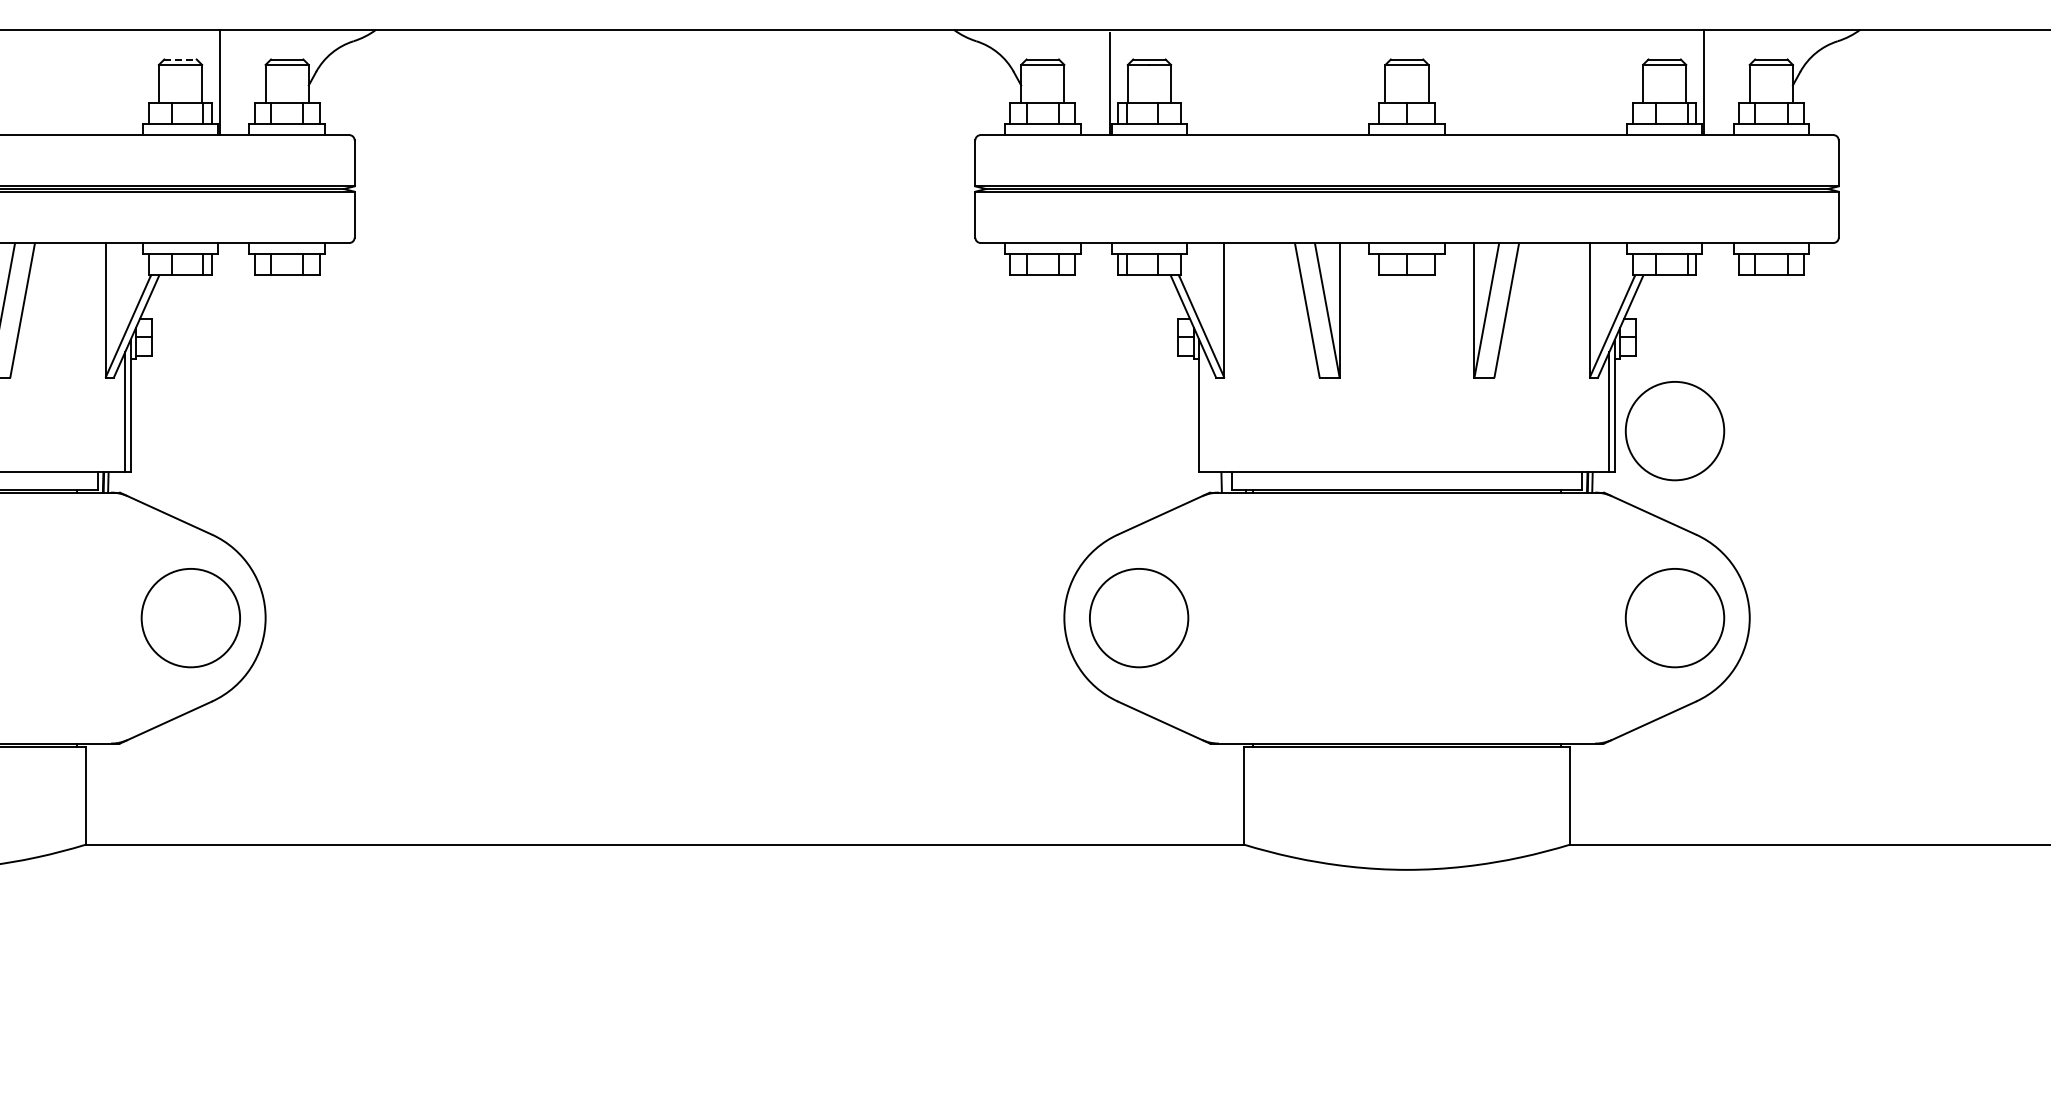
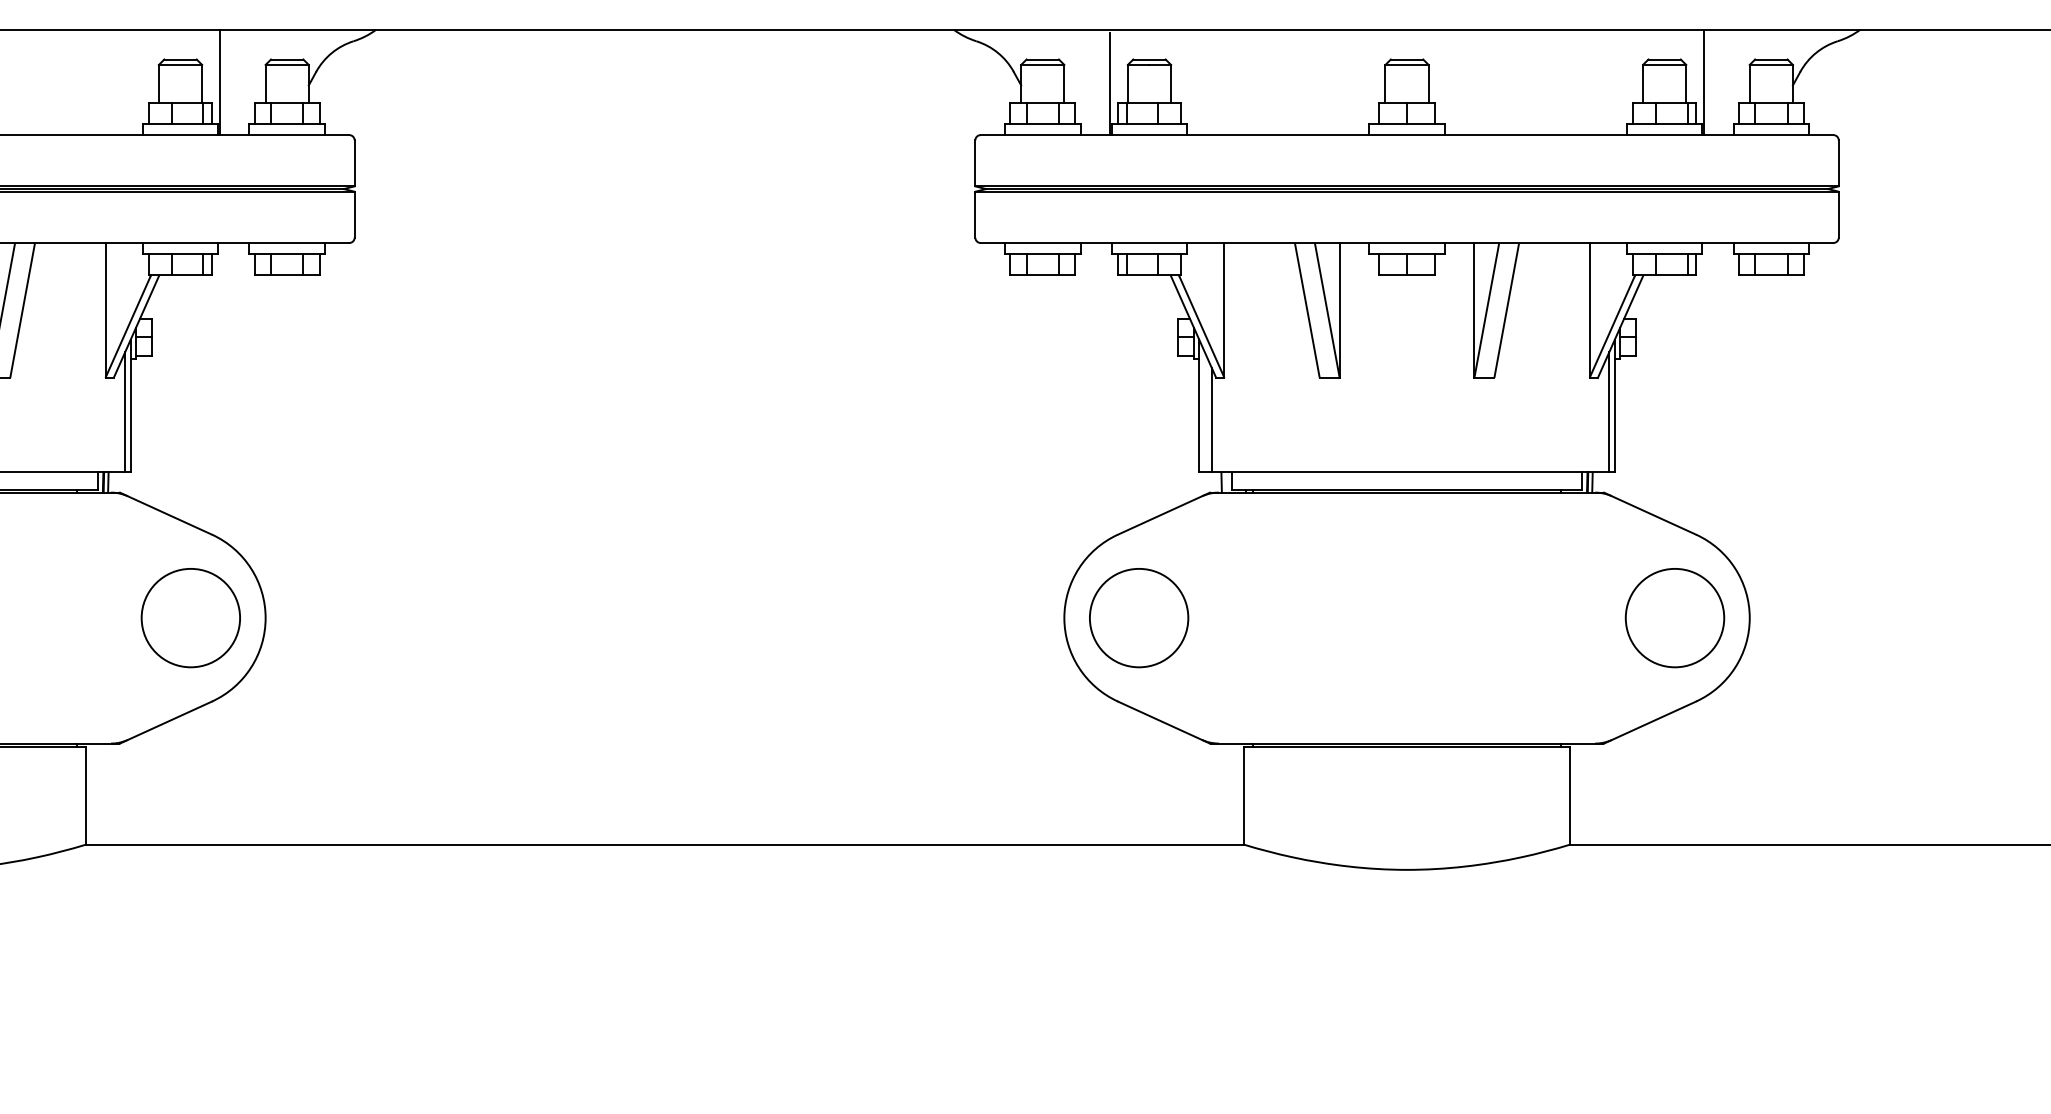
line: dashed -> solid (181, 59)
line: none -> present (1212, 420)
circle: present -> none (1674, 431)
